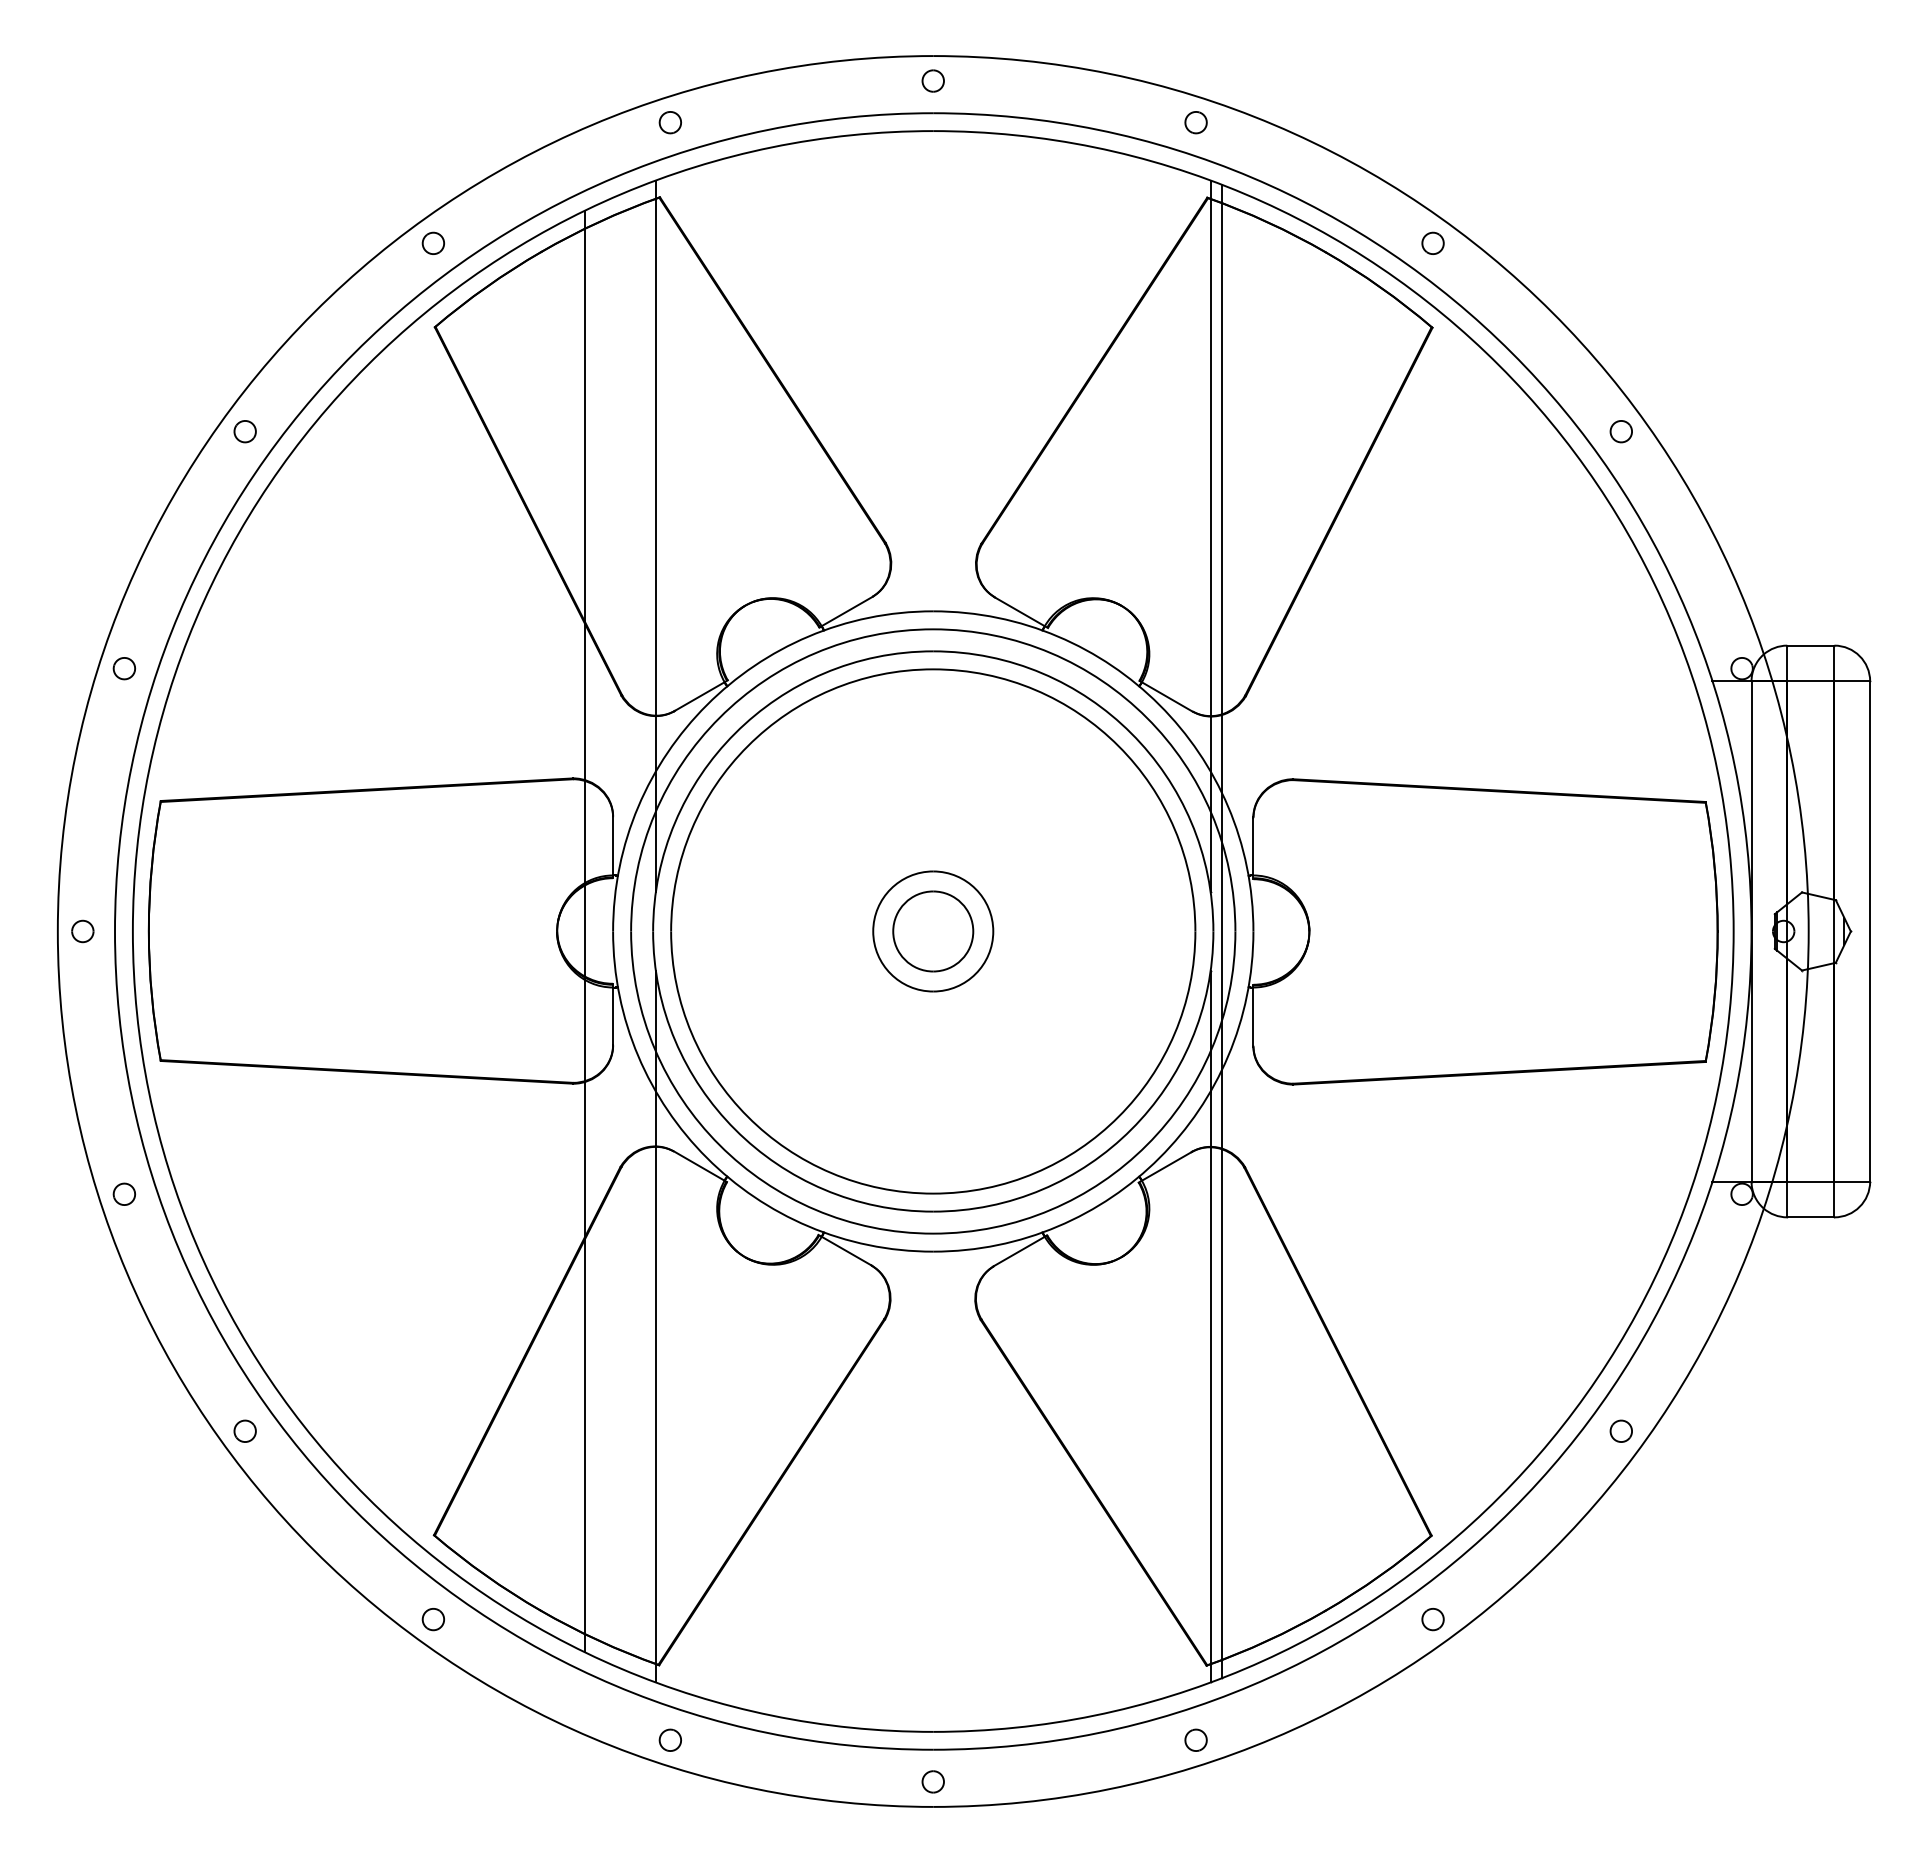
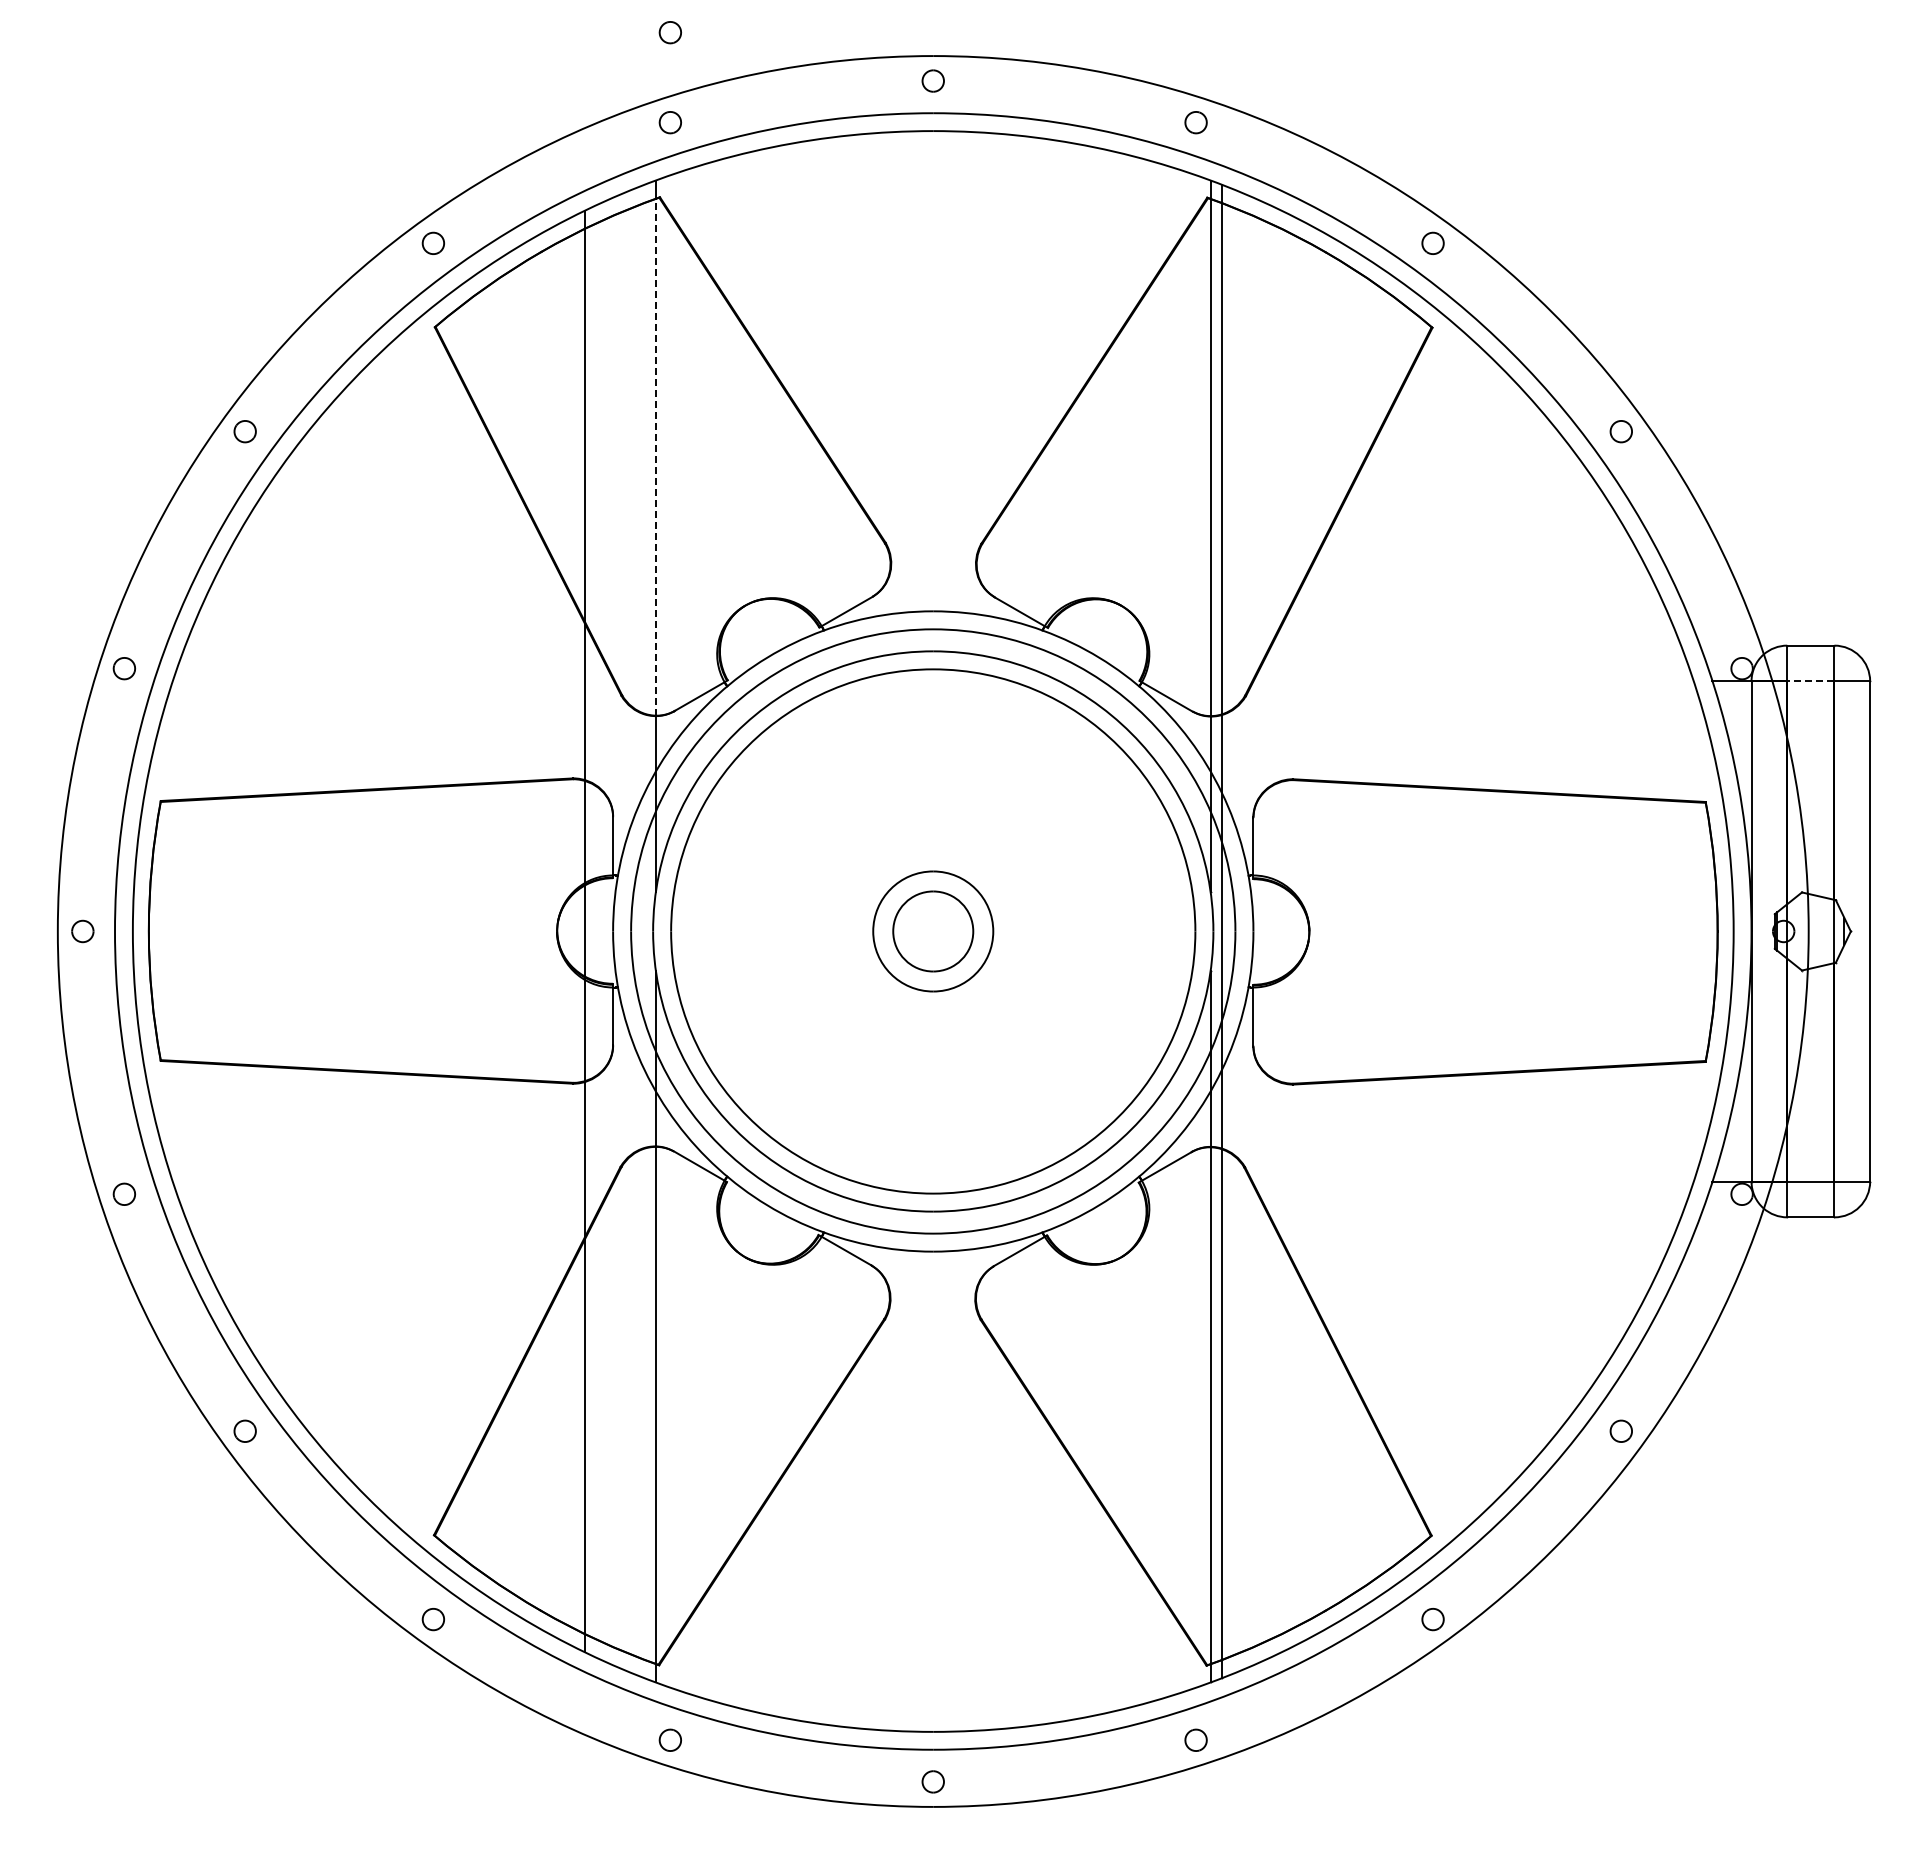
part: none -> present (669, 32)
line: solid -> dashed (655, 457)
line: solid -> dashed (1810, 681)
